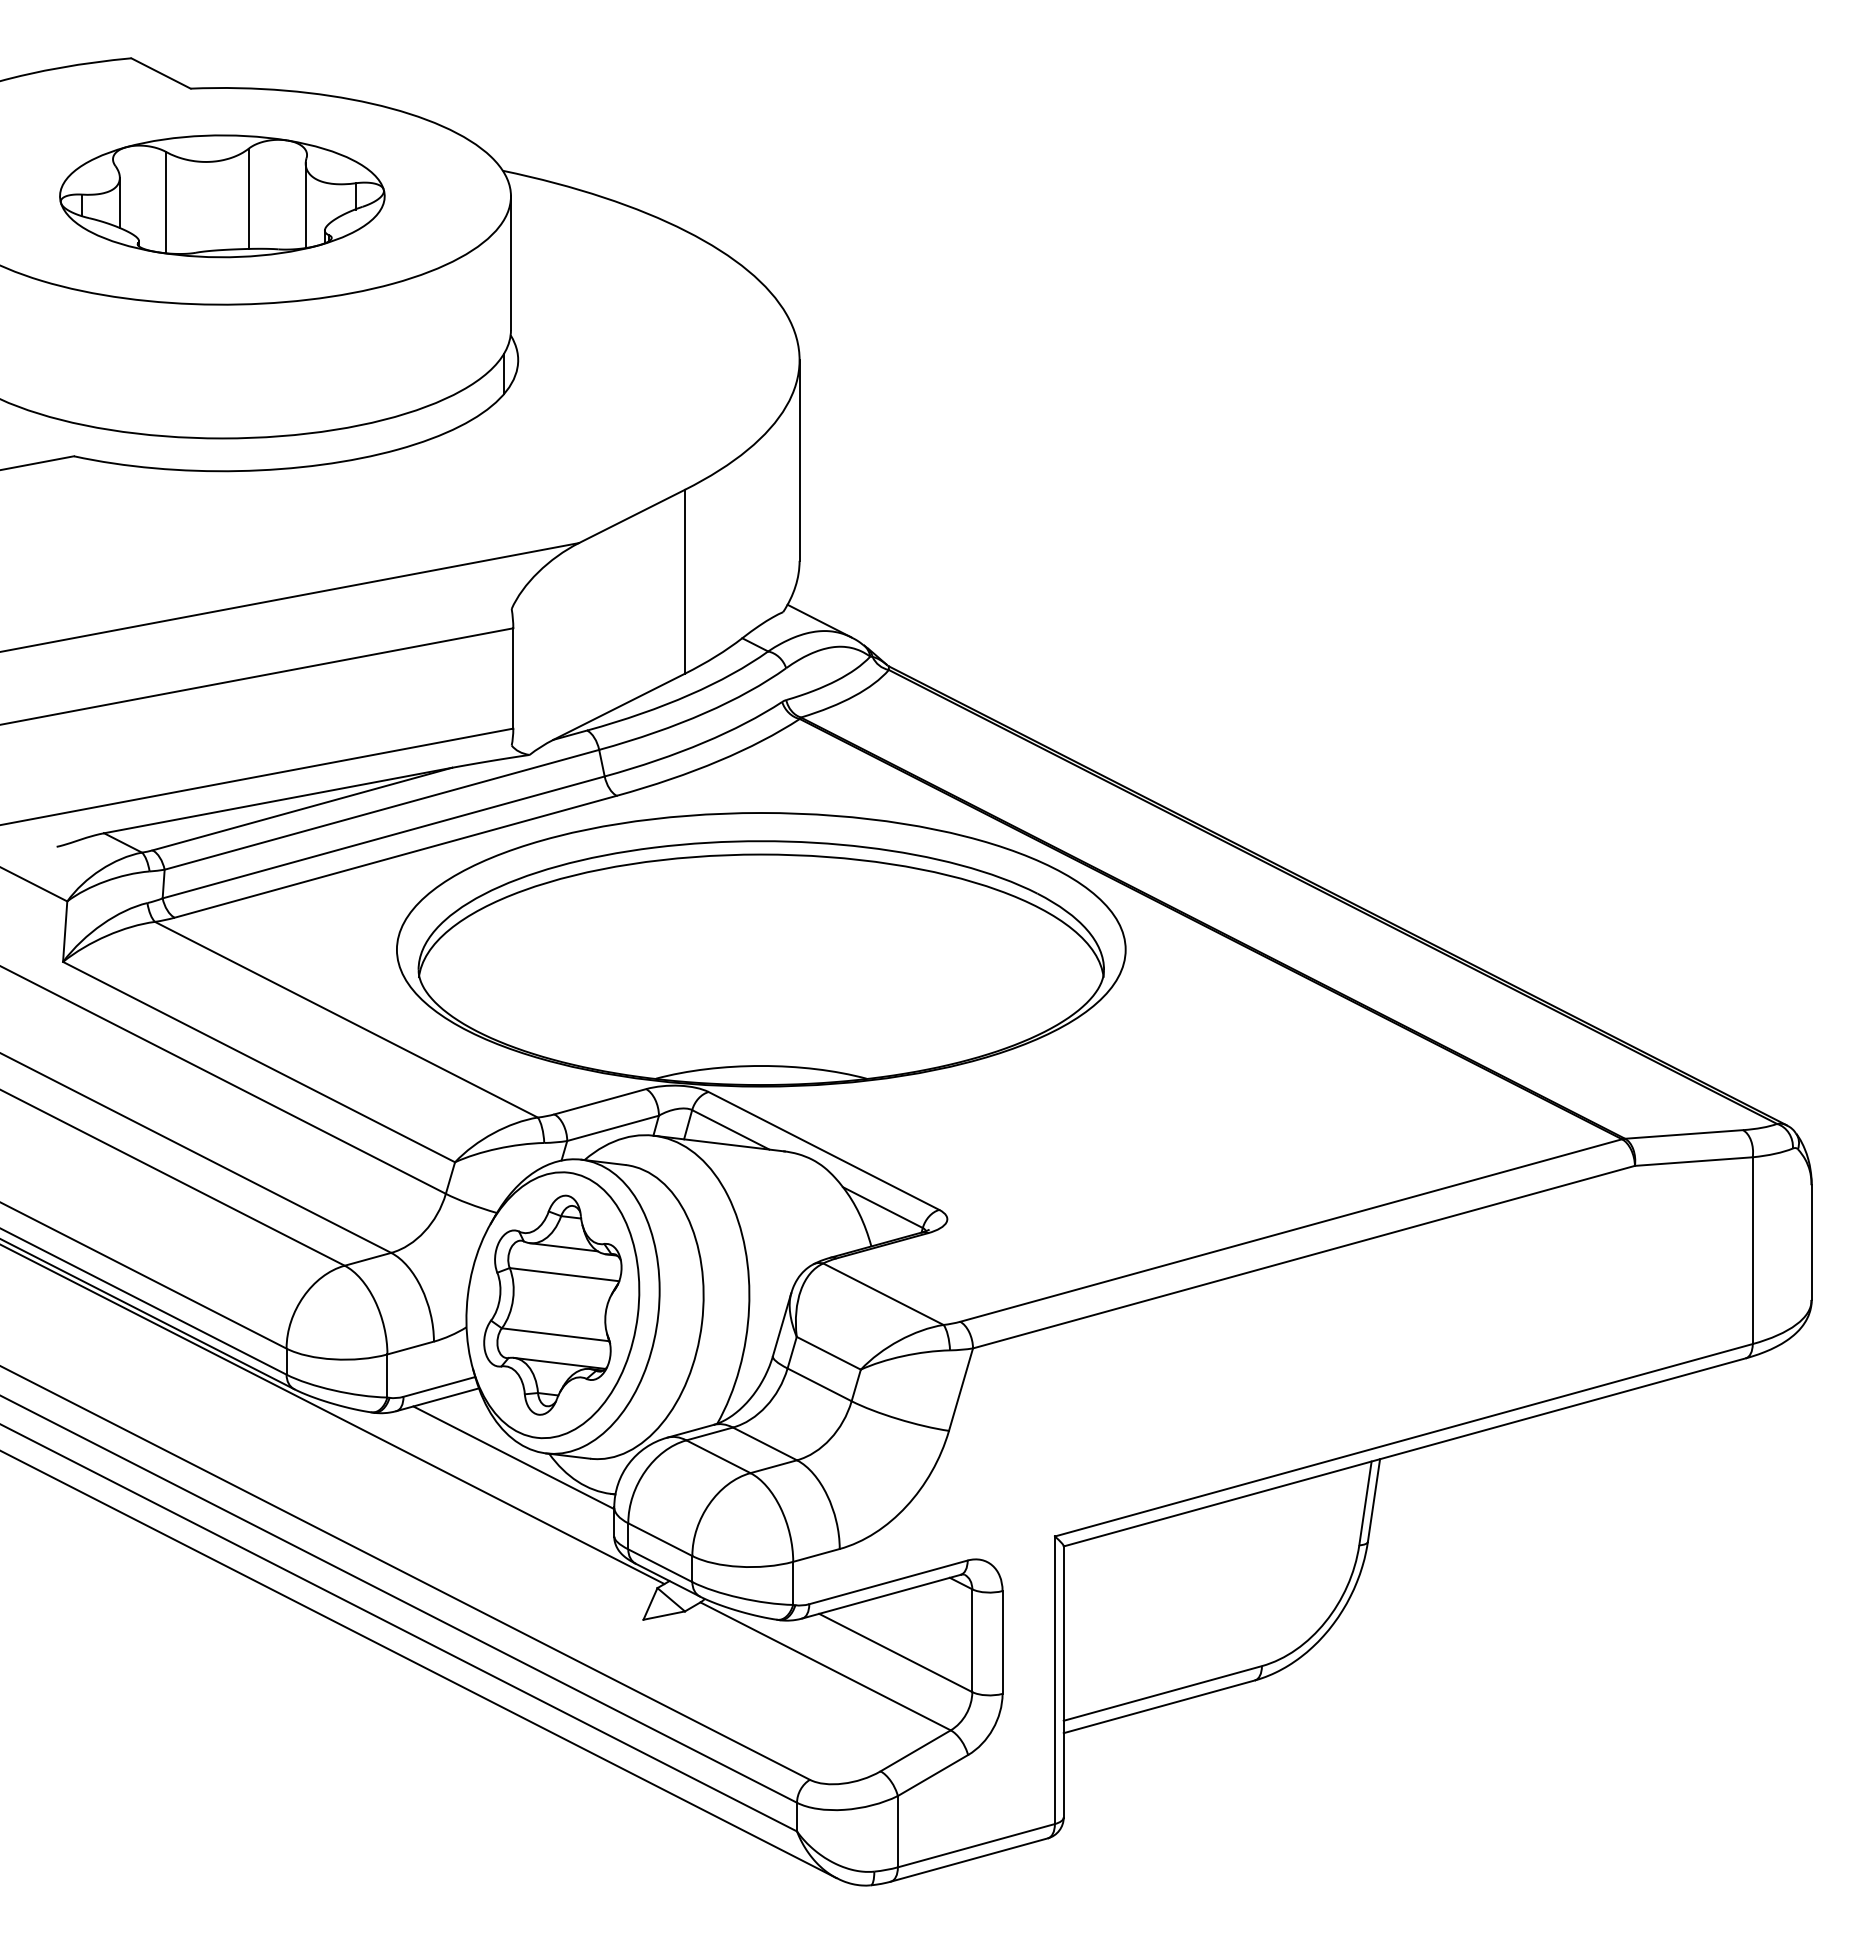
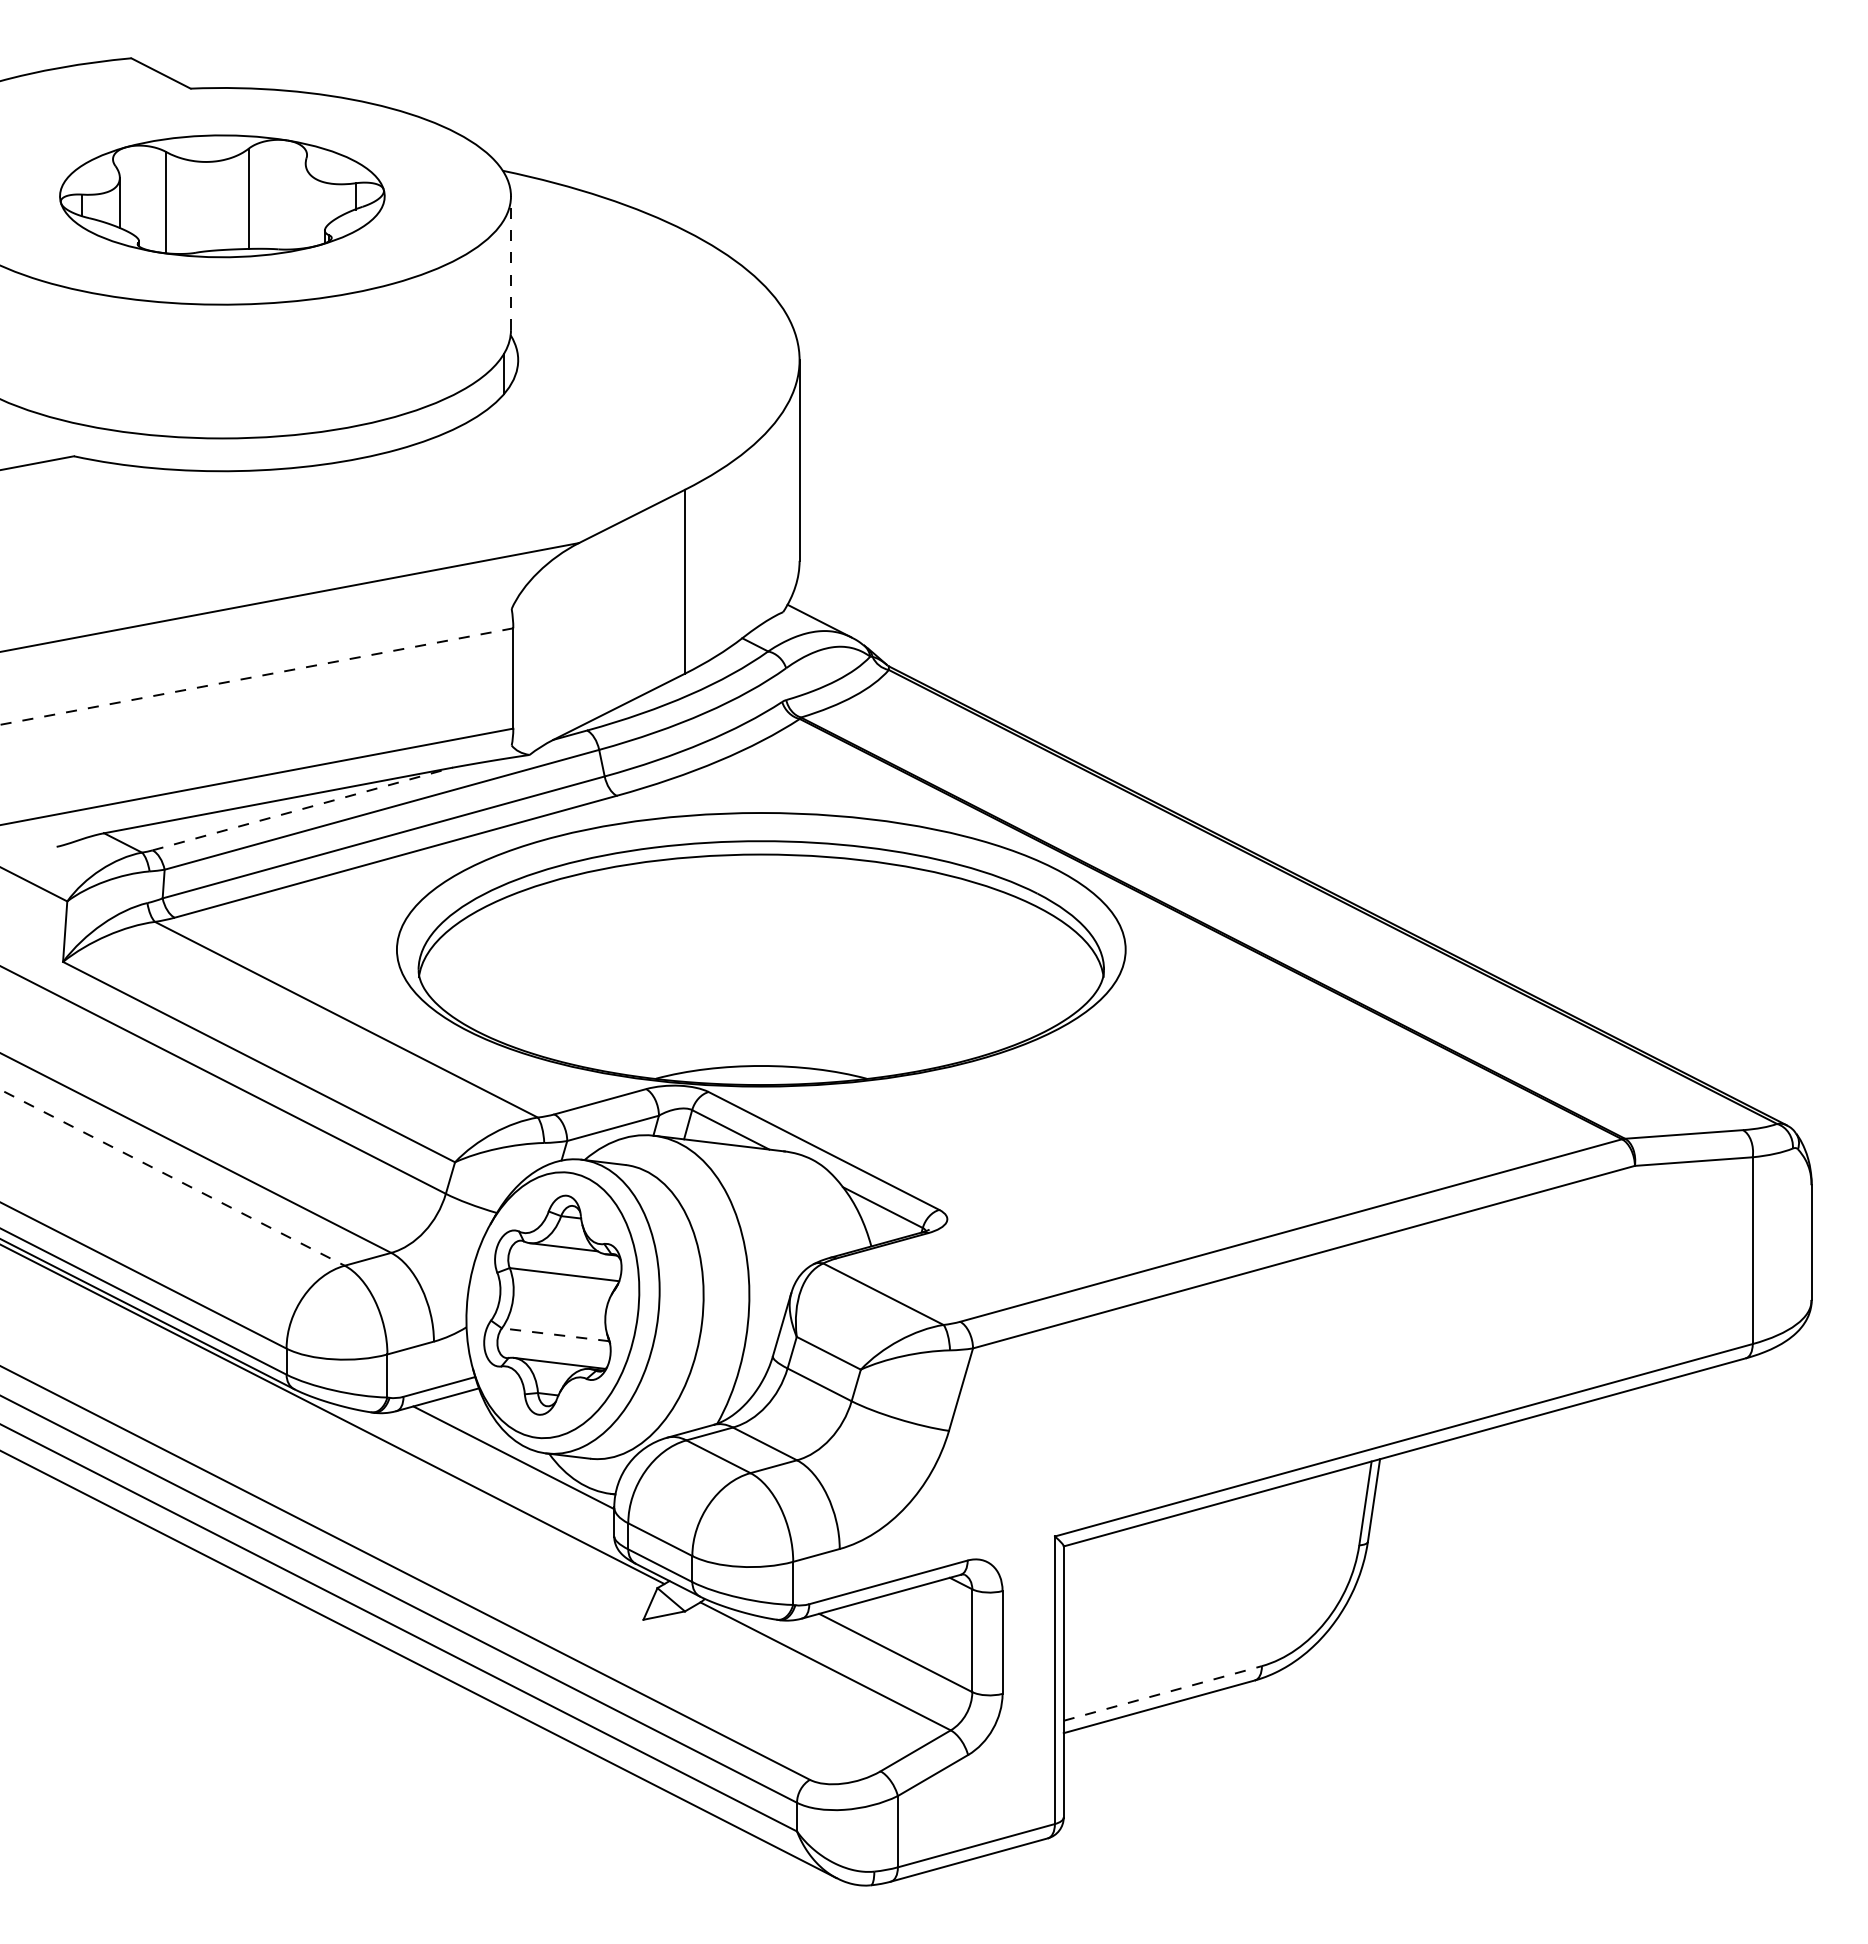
line: present -> none (305, 205)
line: solid -> dashed (510, 263)
line: solid -> dashed (256, 676)
line: solid -> dashed (302, 808)
line: solid -> dashed (172, 1177)
line: solid -> dashed (555, 1334)
line: solid -> dashed (1162, 1693)
